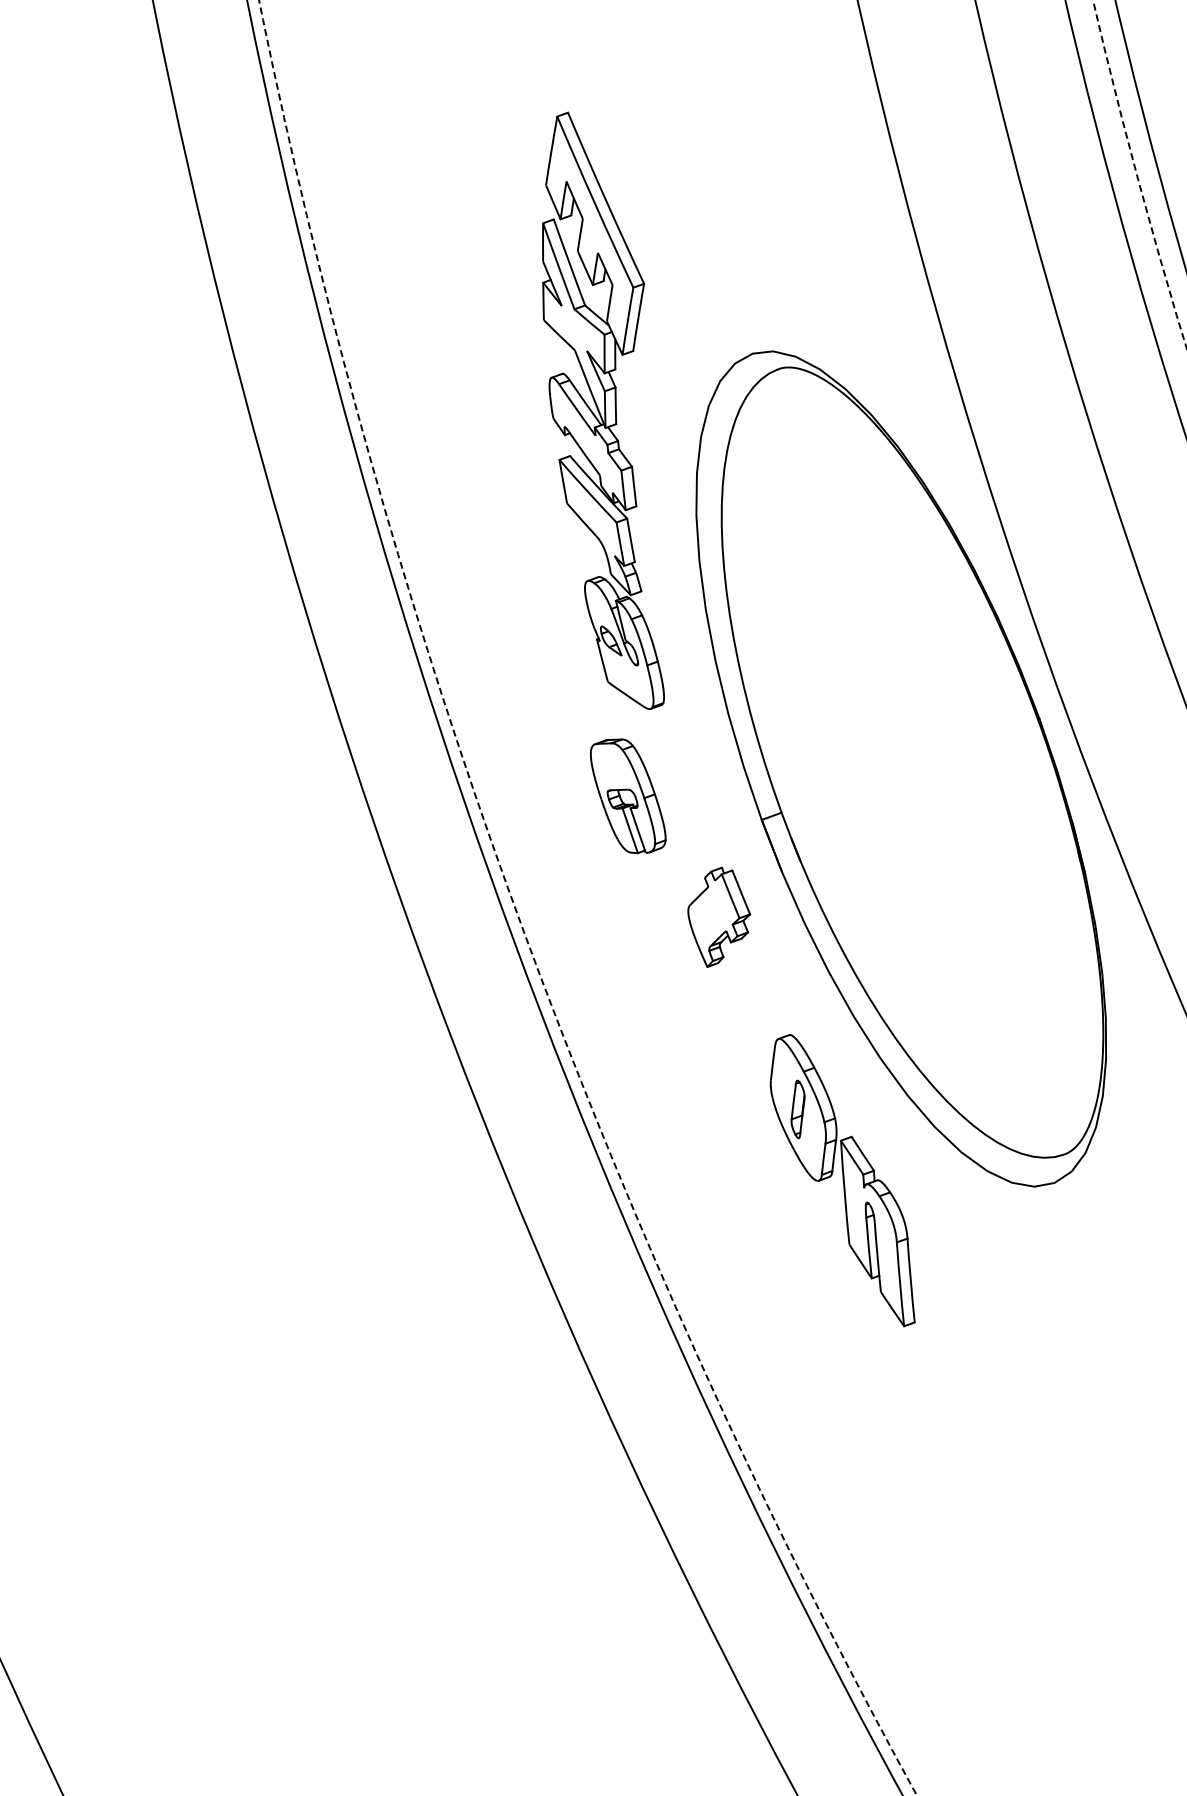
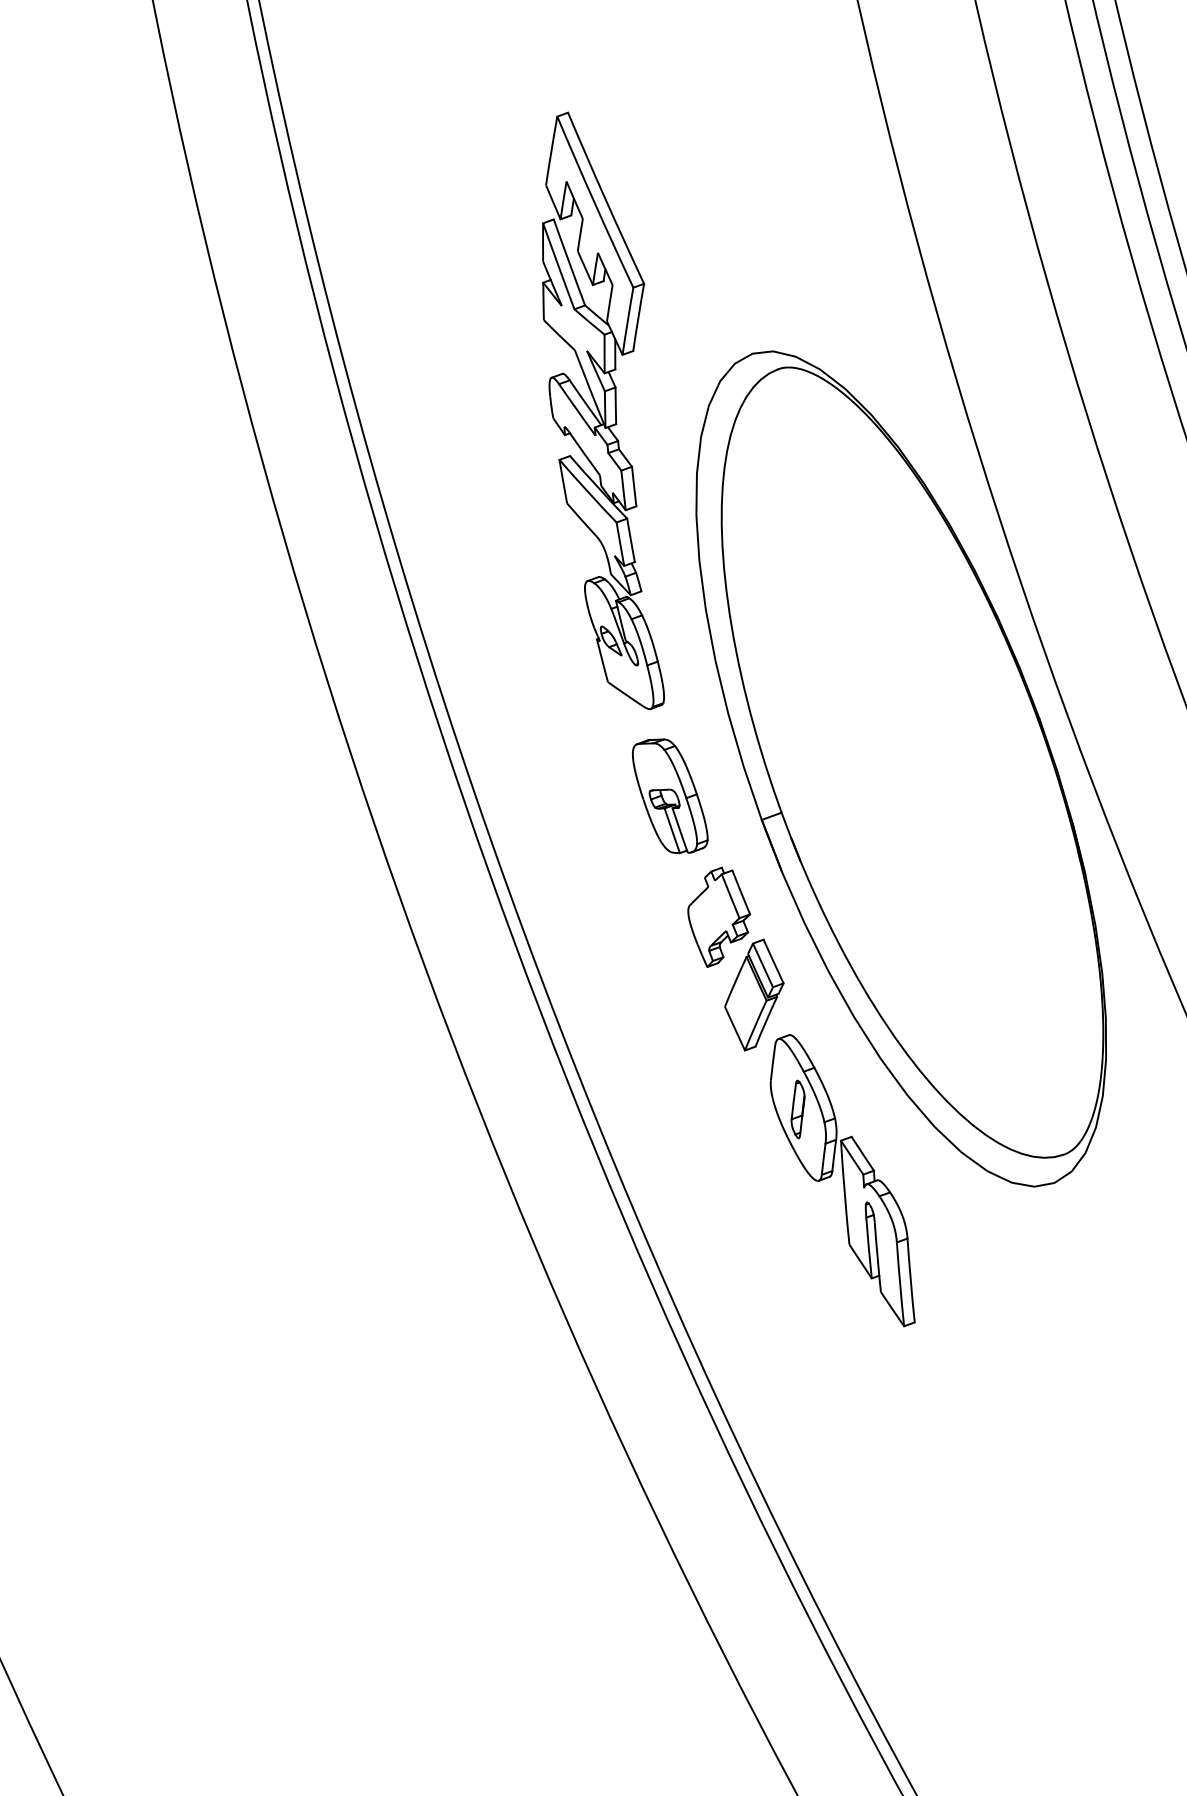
circle: dashed -> solid (1139, 174)
part position: (628, 796) -> (670, 796) (670, 796)
arc: dashed -> solid (520, 922)
part: none -> present (754, 994)
